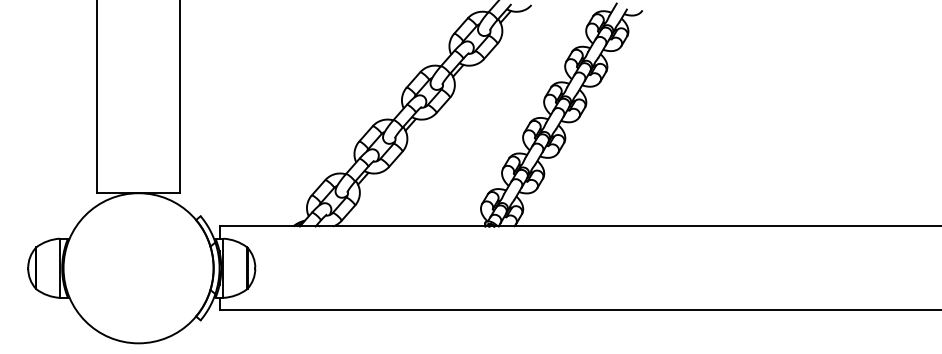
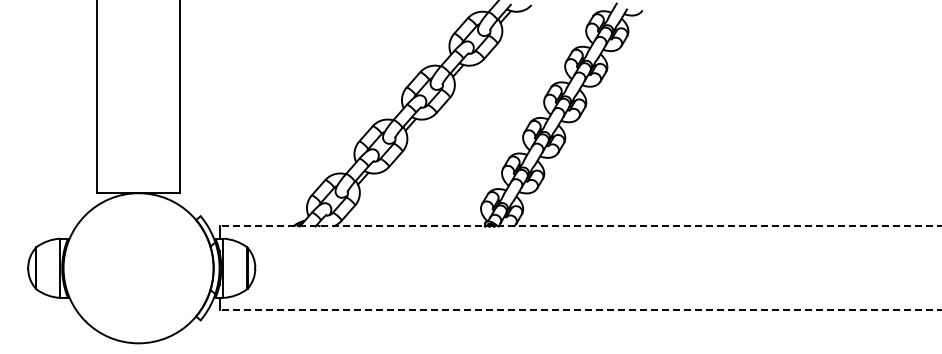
line: solid -> dashed (580, 226)
line: solid -> dashed (580, 310)
